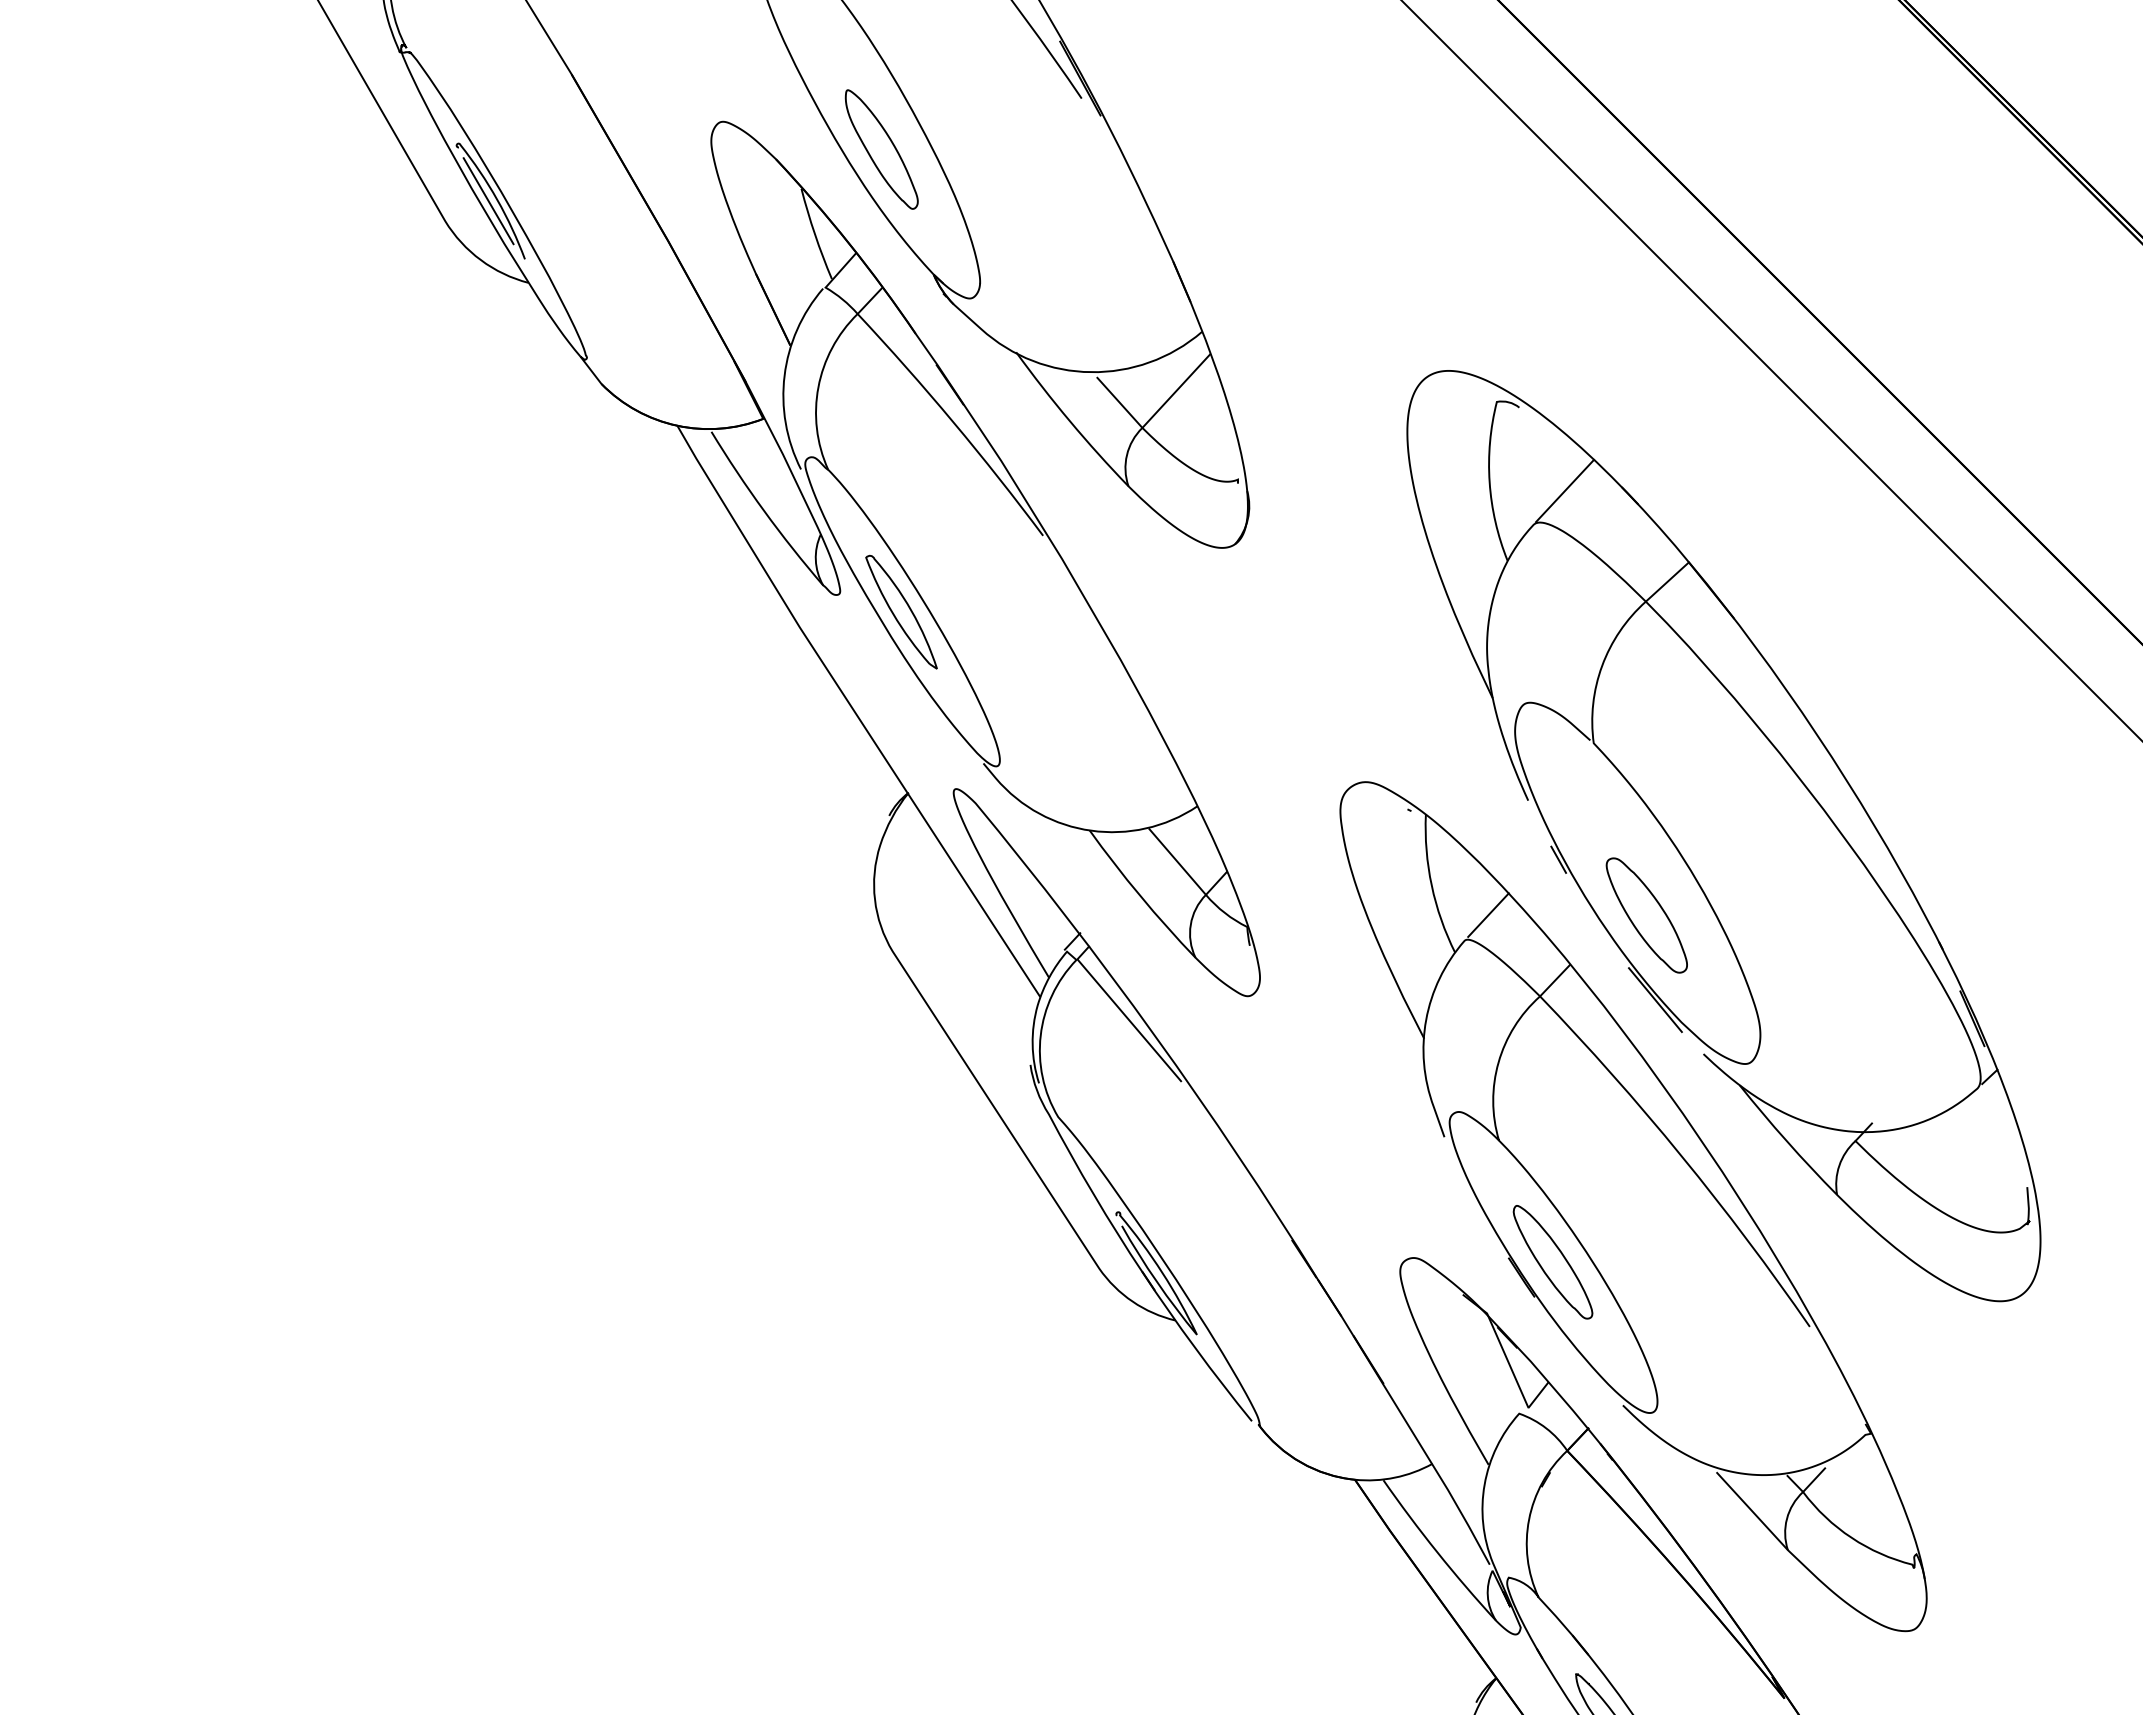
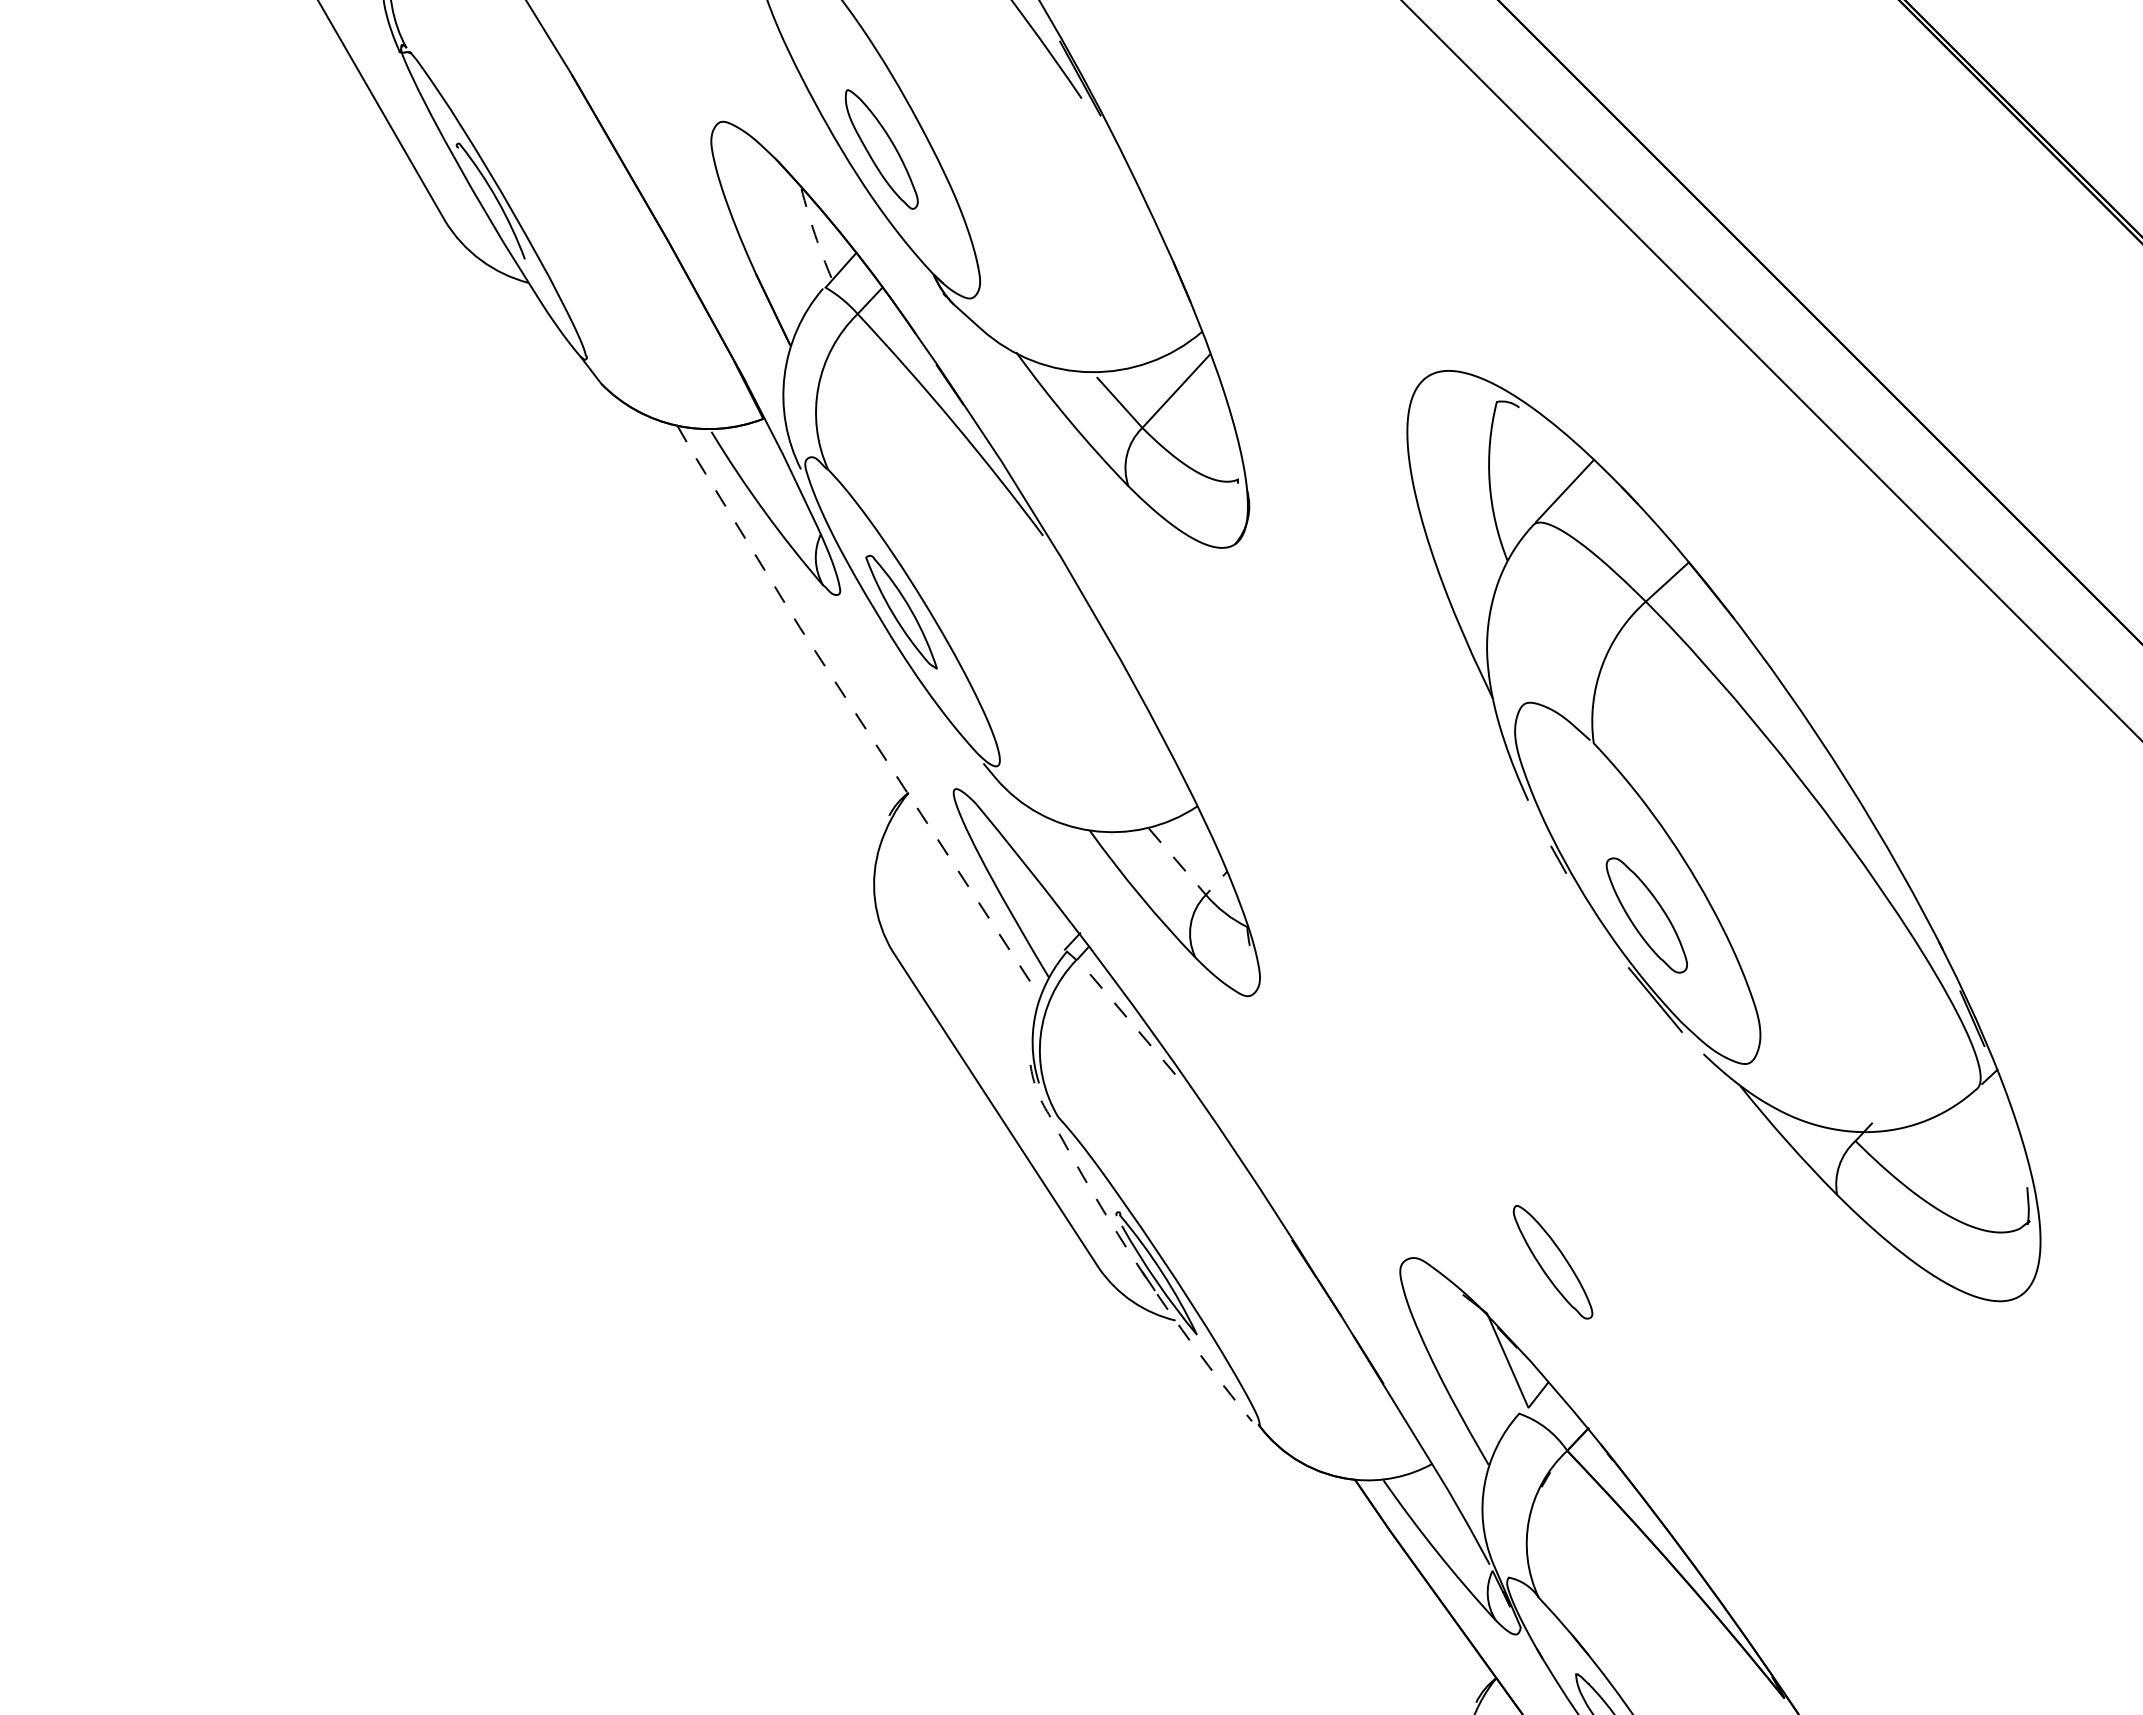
line: present -> none (488, 201)
arc: solid -> dashed (815, 234)
line: solid -> dashed (855, 712)
line: solid -> dashed (1188, 874)
line: solid -> dashed (1123, 1013)
part: present -> none (1581, 1242)
line: solid -> dashed (1127, 1248)
